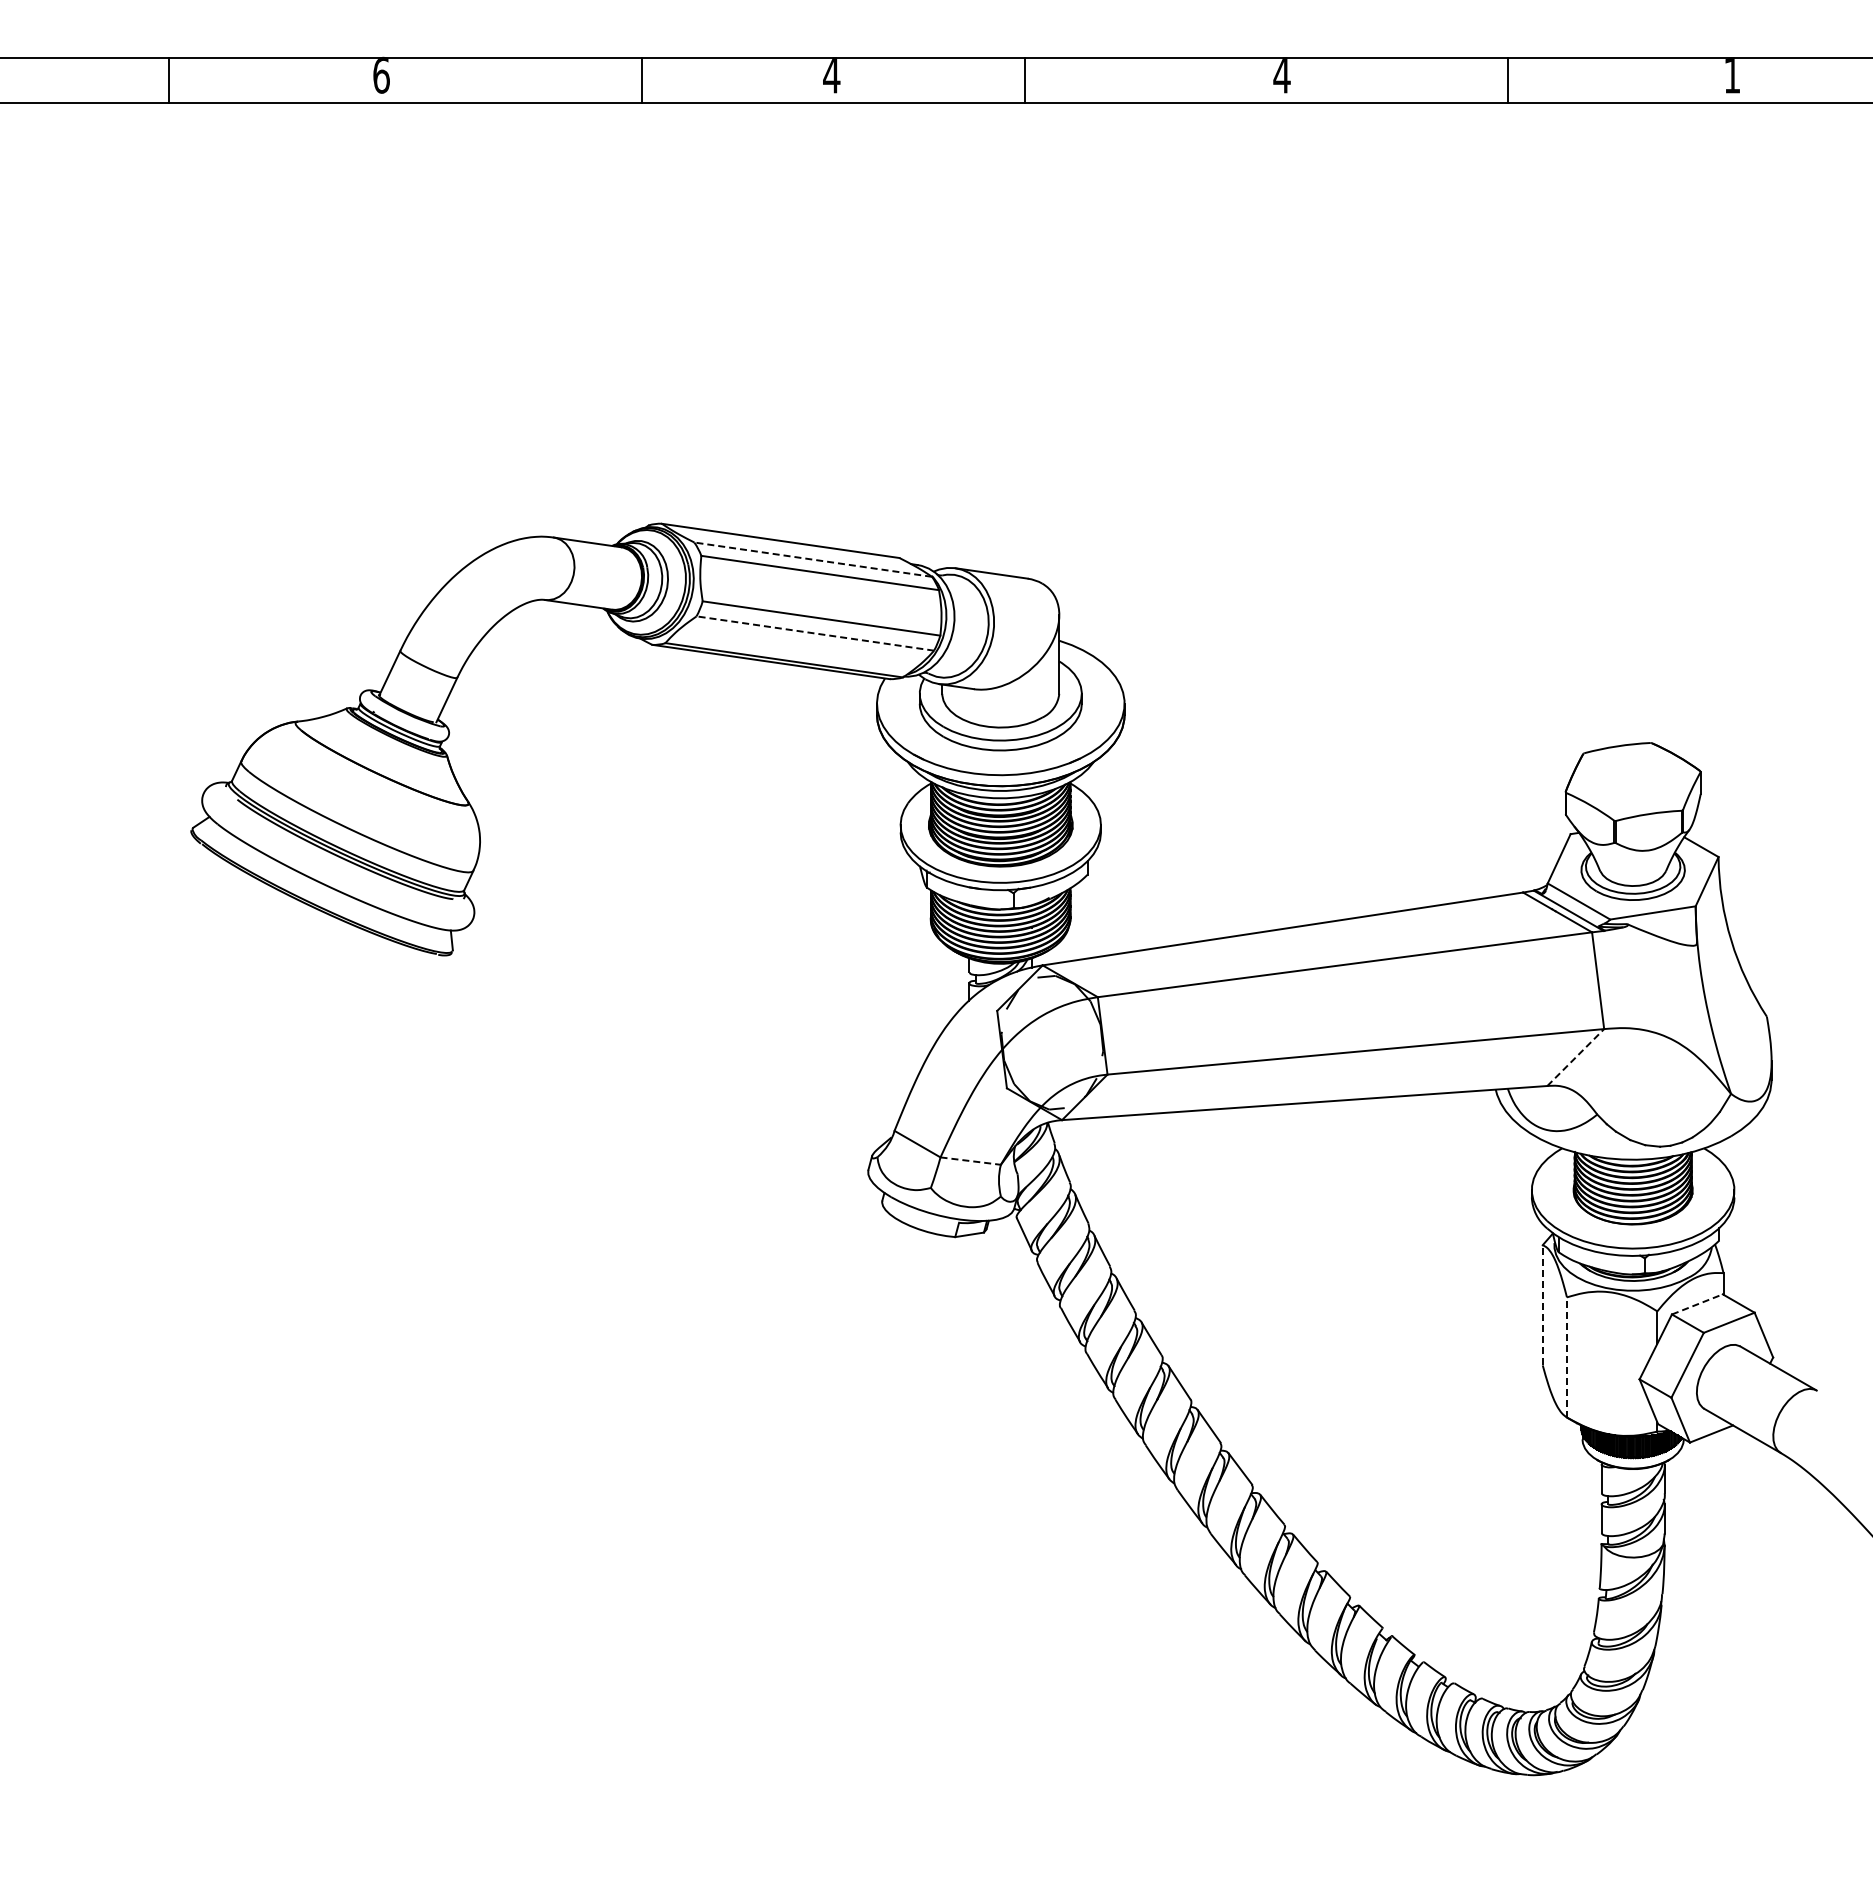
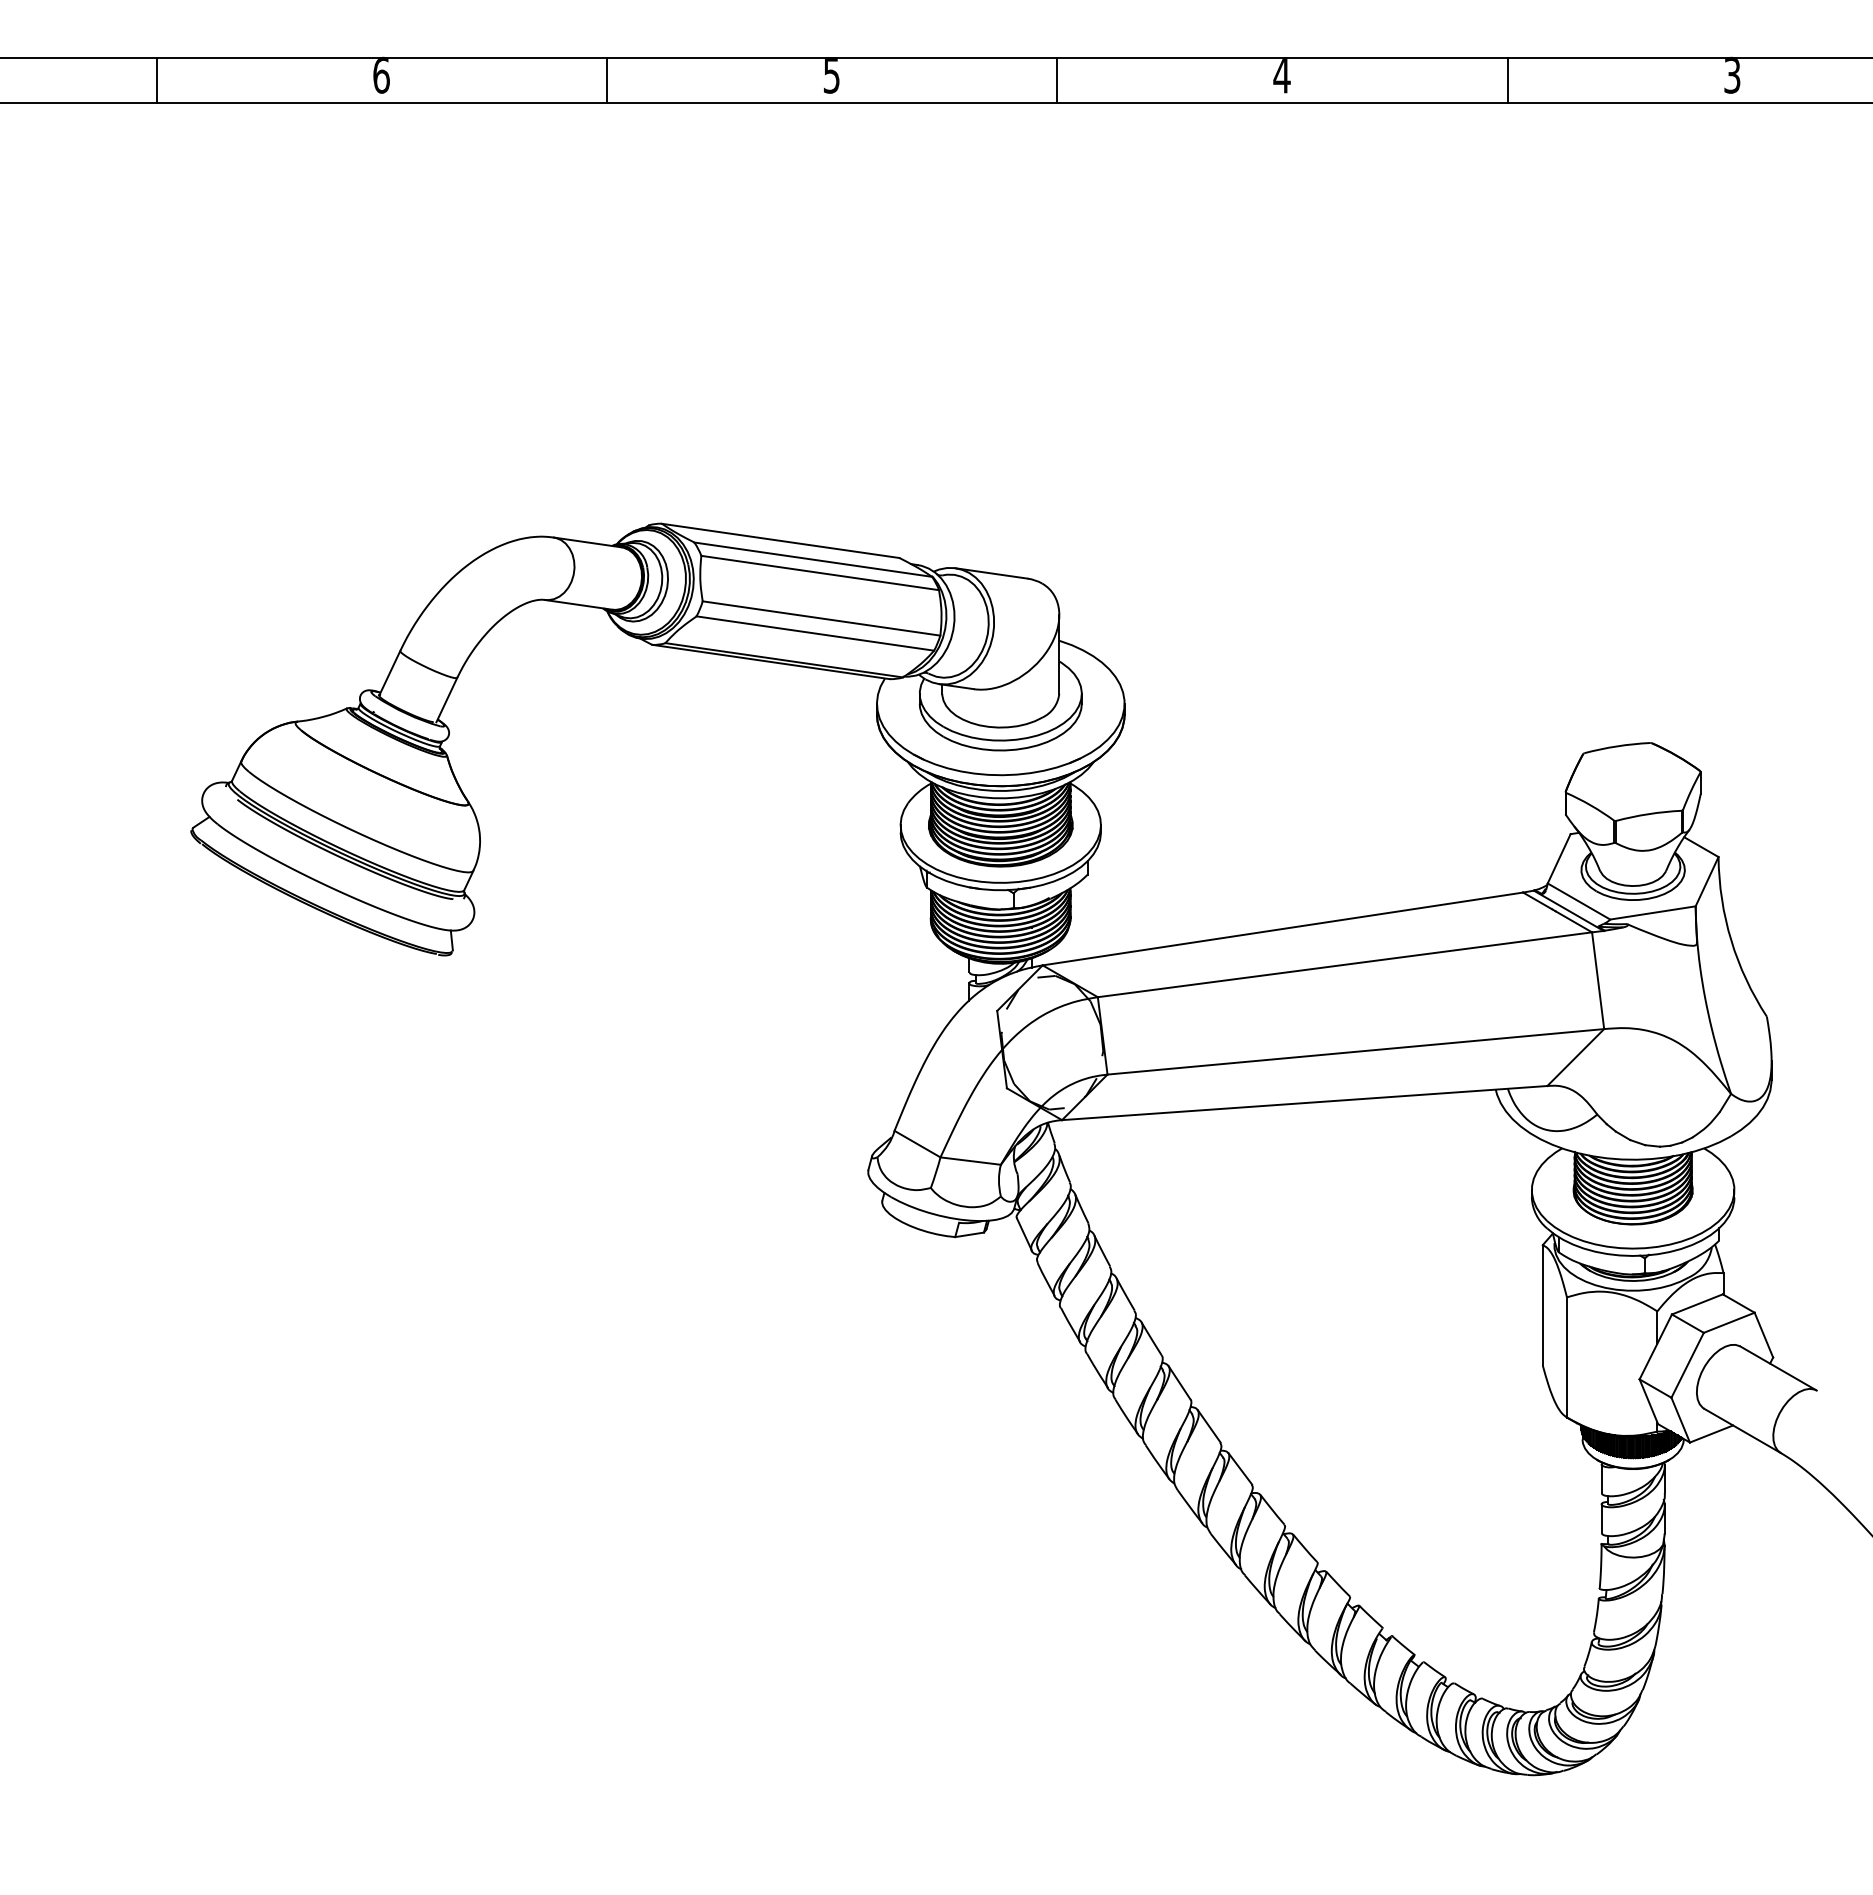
text: 1 -> 3 (1732, 74)
text: 4 -> 5 (831, 76)
line position: (168, 80) -> (156, 80) (156, 80)
line position: (642, 80) -> (607, 80) (607, 80)
line position: (1025, 80) -> (1057, 80) (1057, 80)
line: dashed -> solid (812, 559)
line: dashed -> solid (814, 633)
line: dashed -> solid (1576, 1057)
line: dashed -> solid (971, 1161)
line: dashed -> solid (1542, 1304)
line: dashed -> solid (1697, 1304)
line: dashed -> solid (1566, 1356)
